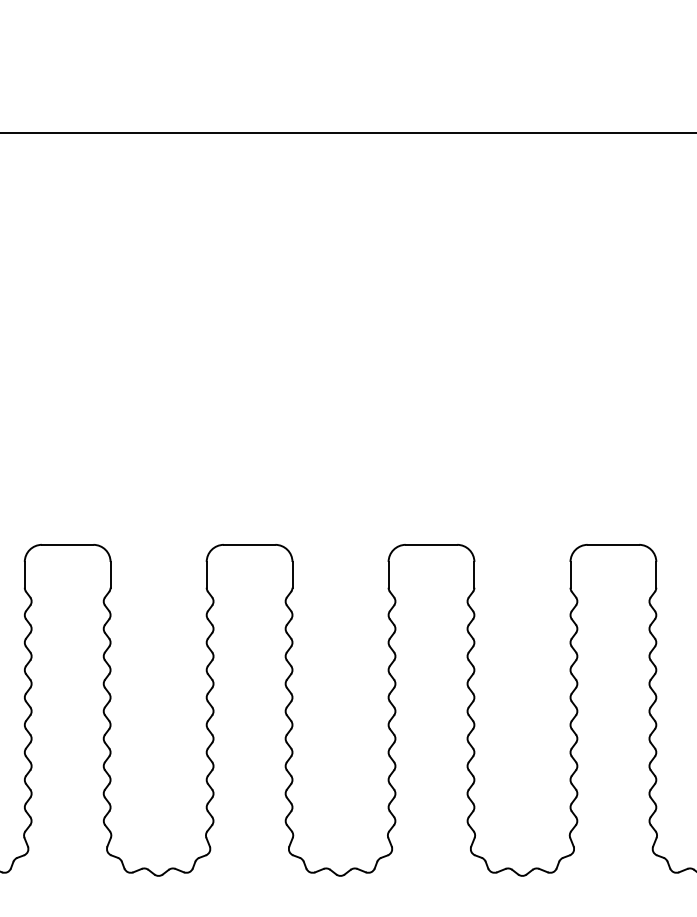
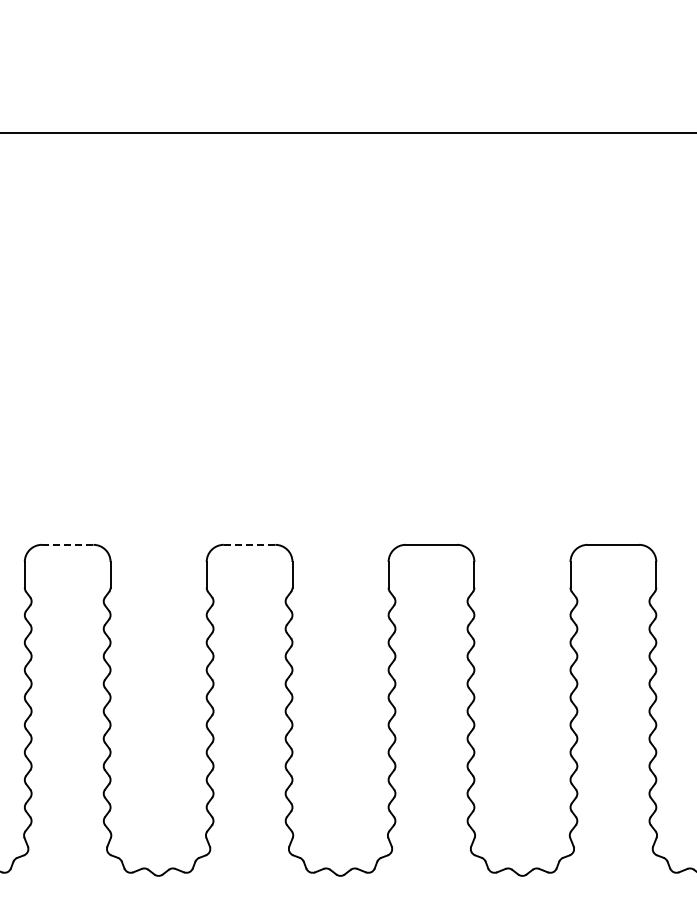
line: solid -> dashed (67, 544)
line: solid -> dashed (249, 544)
